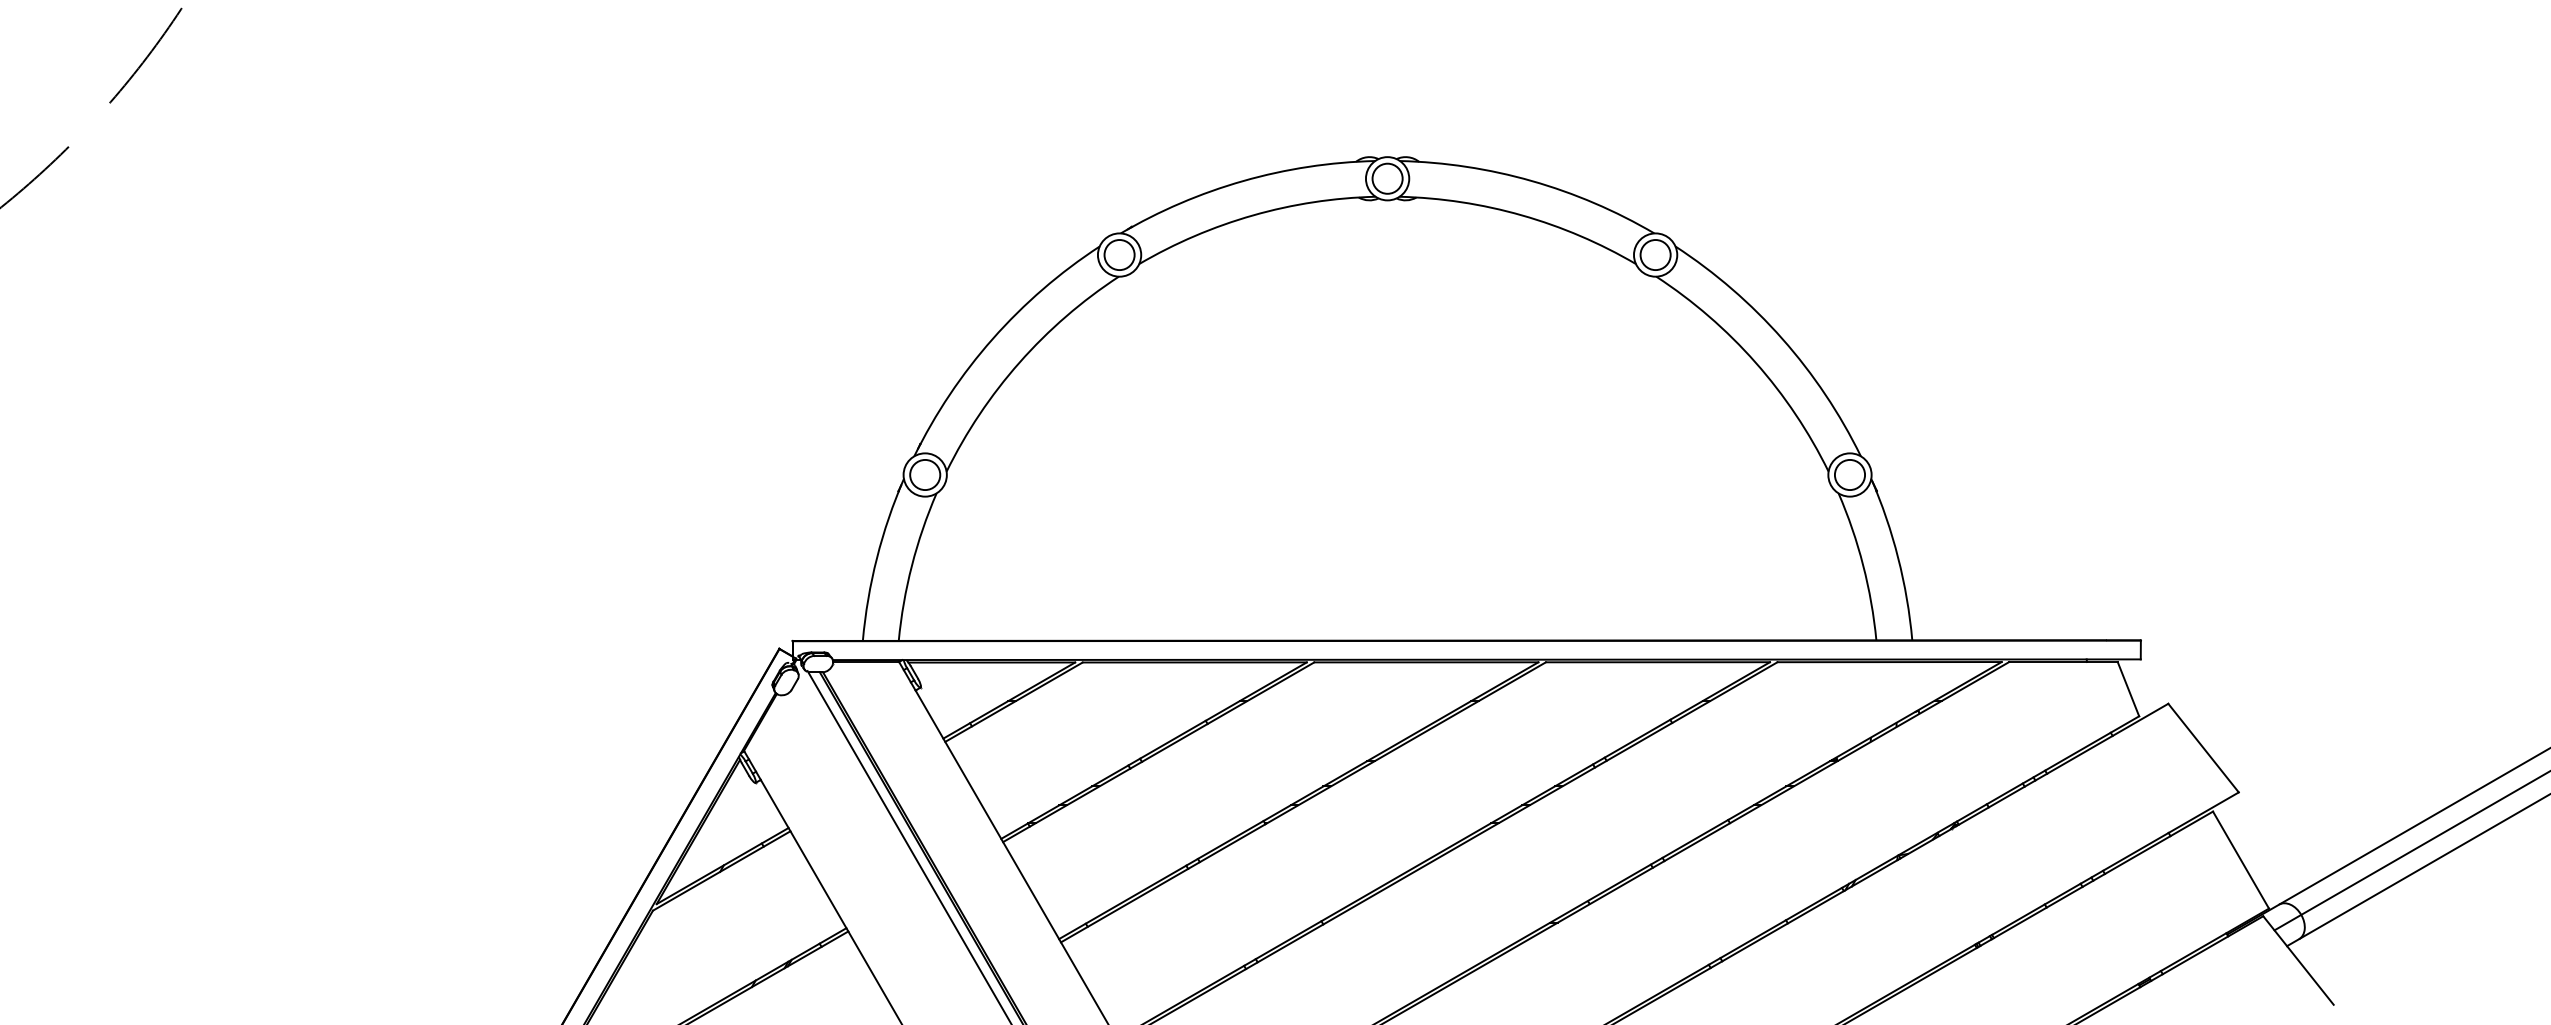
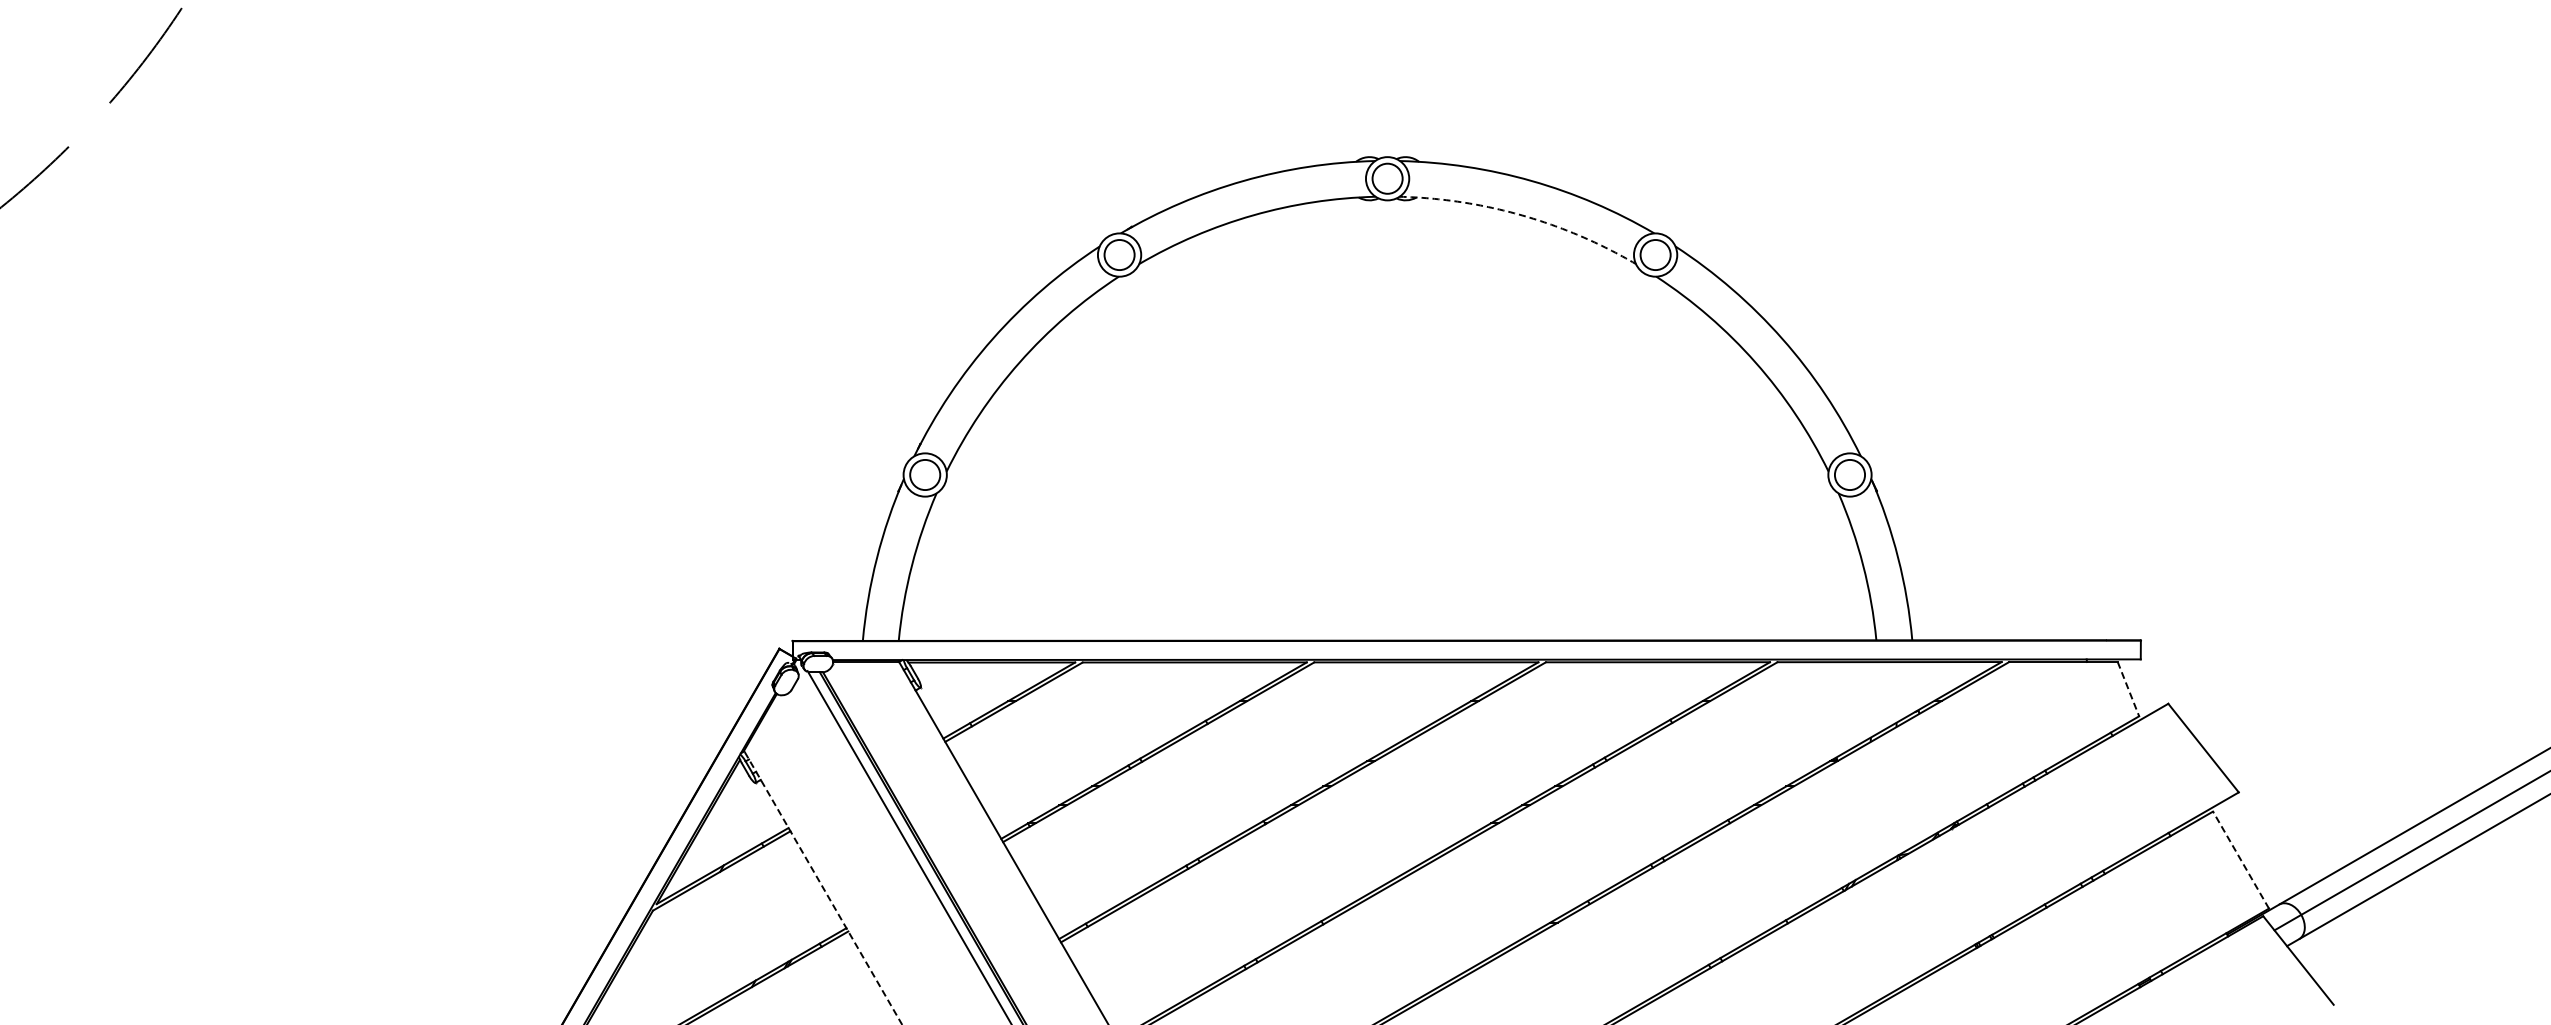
arc: solid -> dashed (1522, 215)
line: solid -> dashed (2128, 689)
line: solid -> dashed (2241, 860)
line: solid -> dashed (823, 887)
